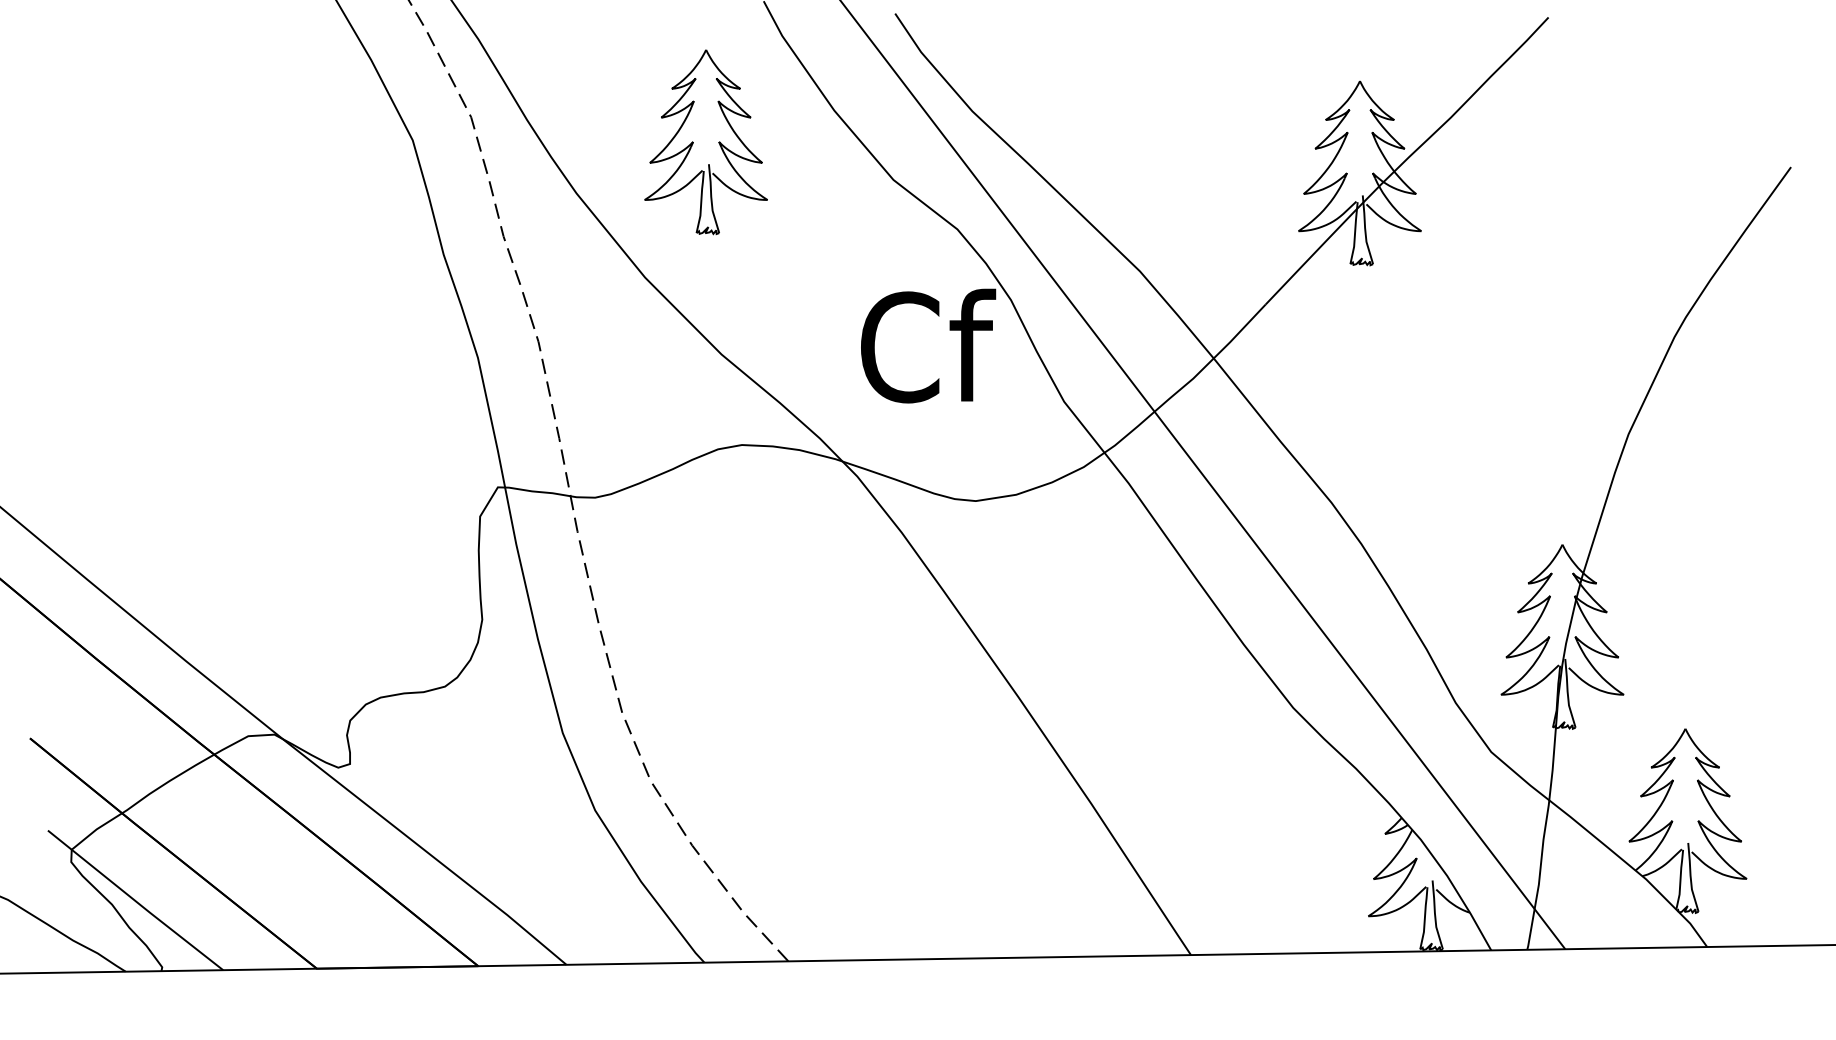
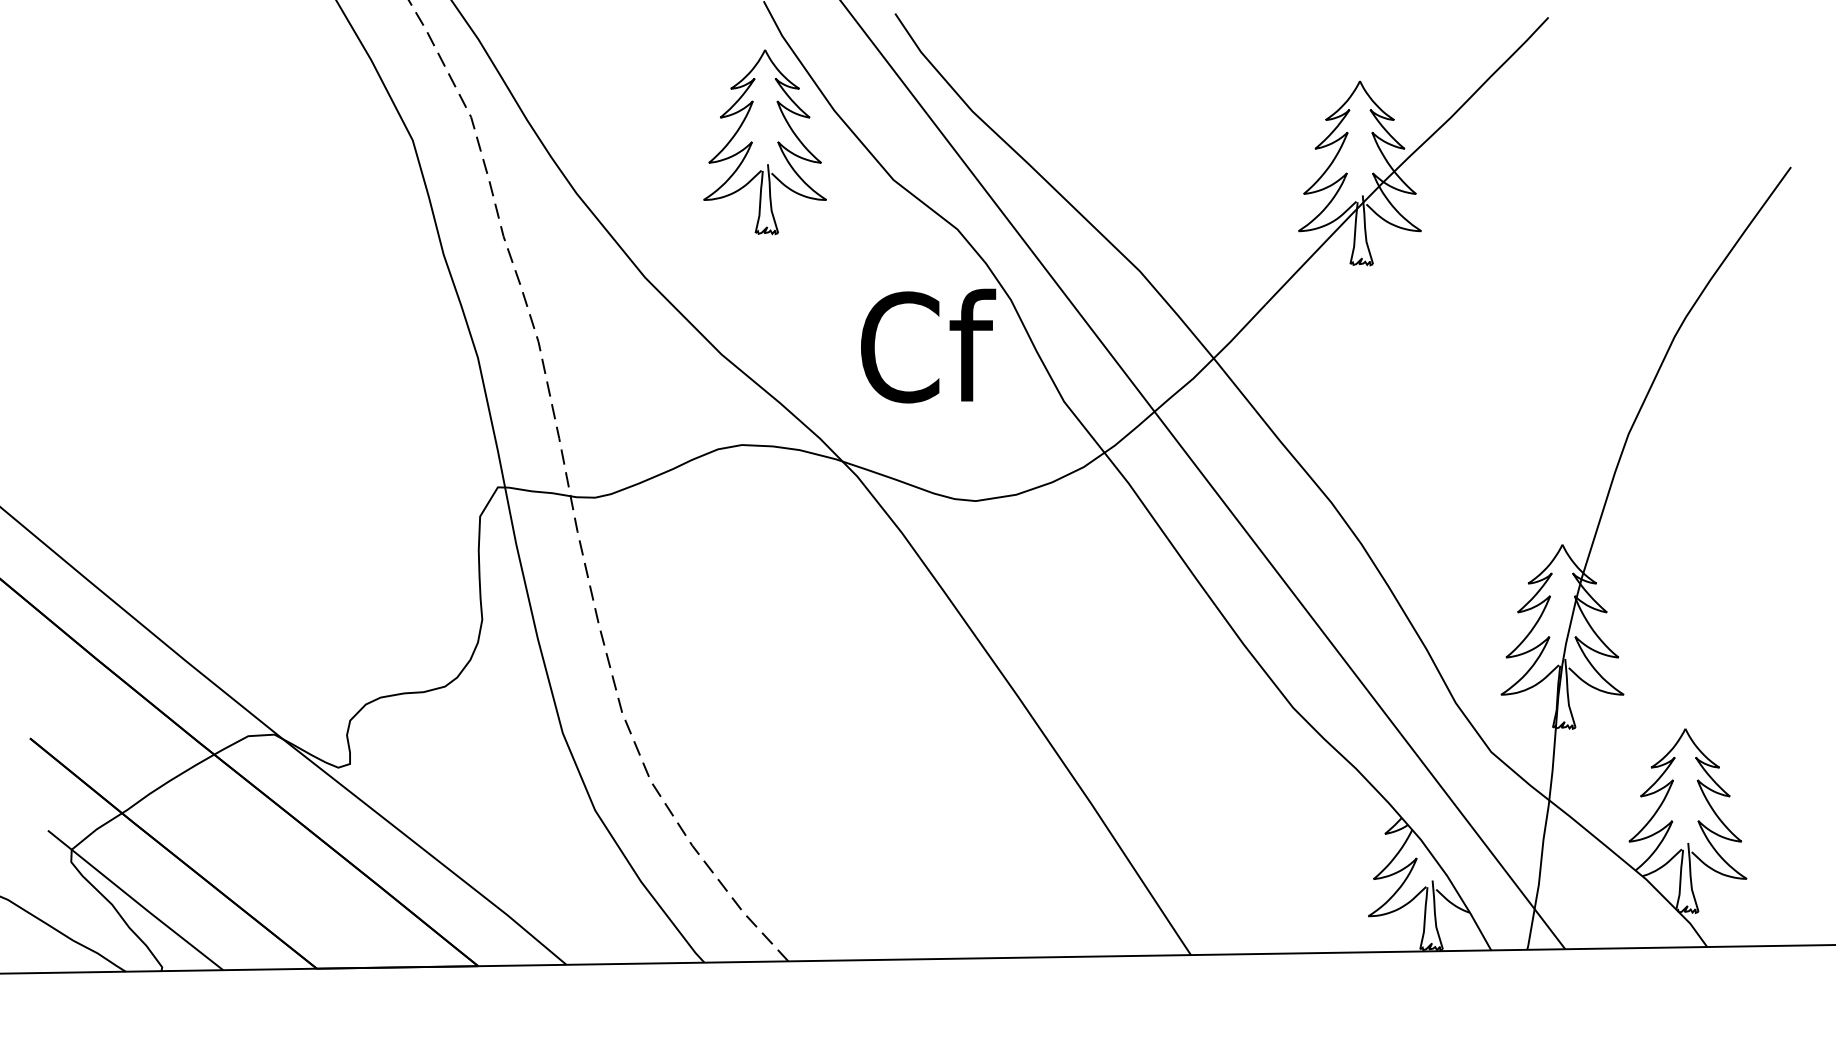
part position: (693, 142) -> (752, 142) (752, 142)
